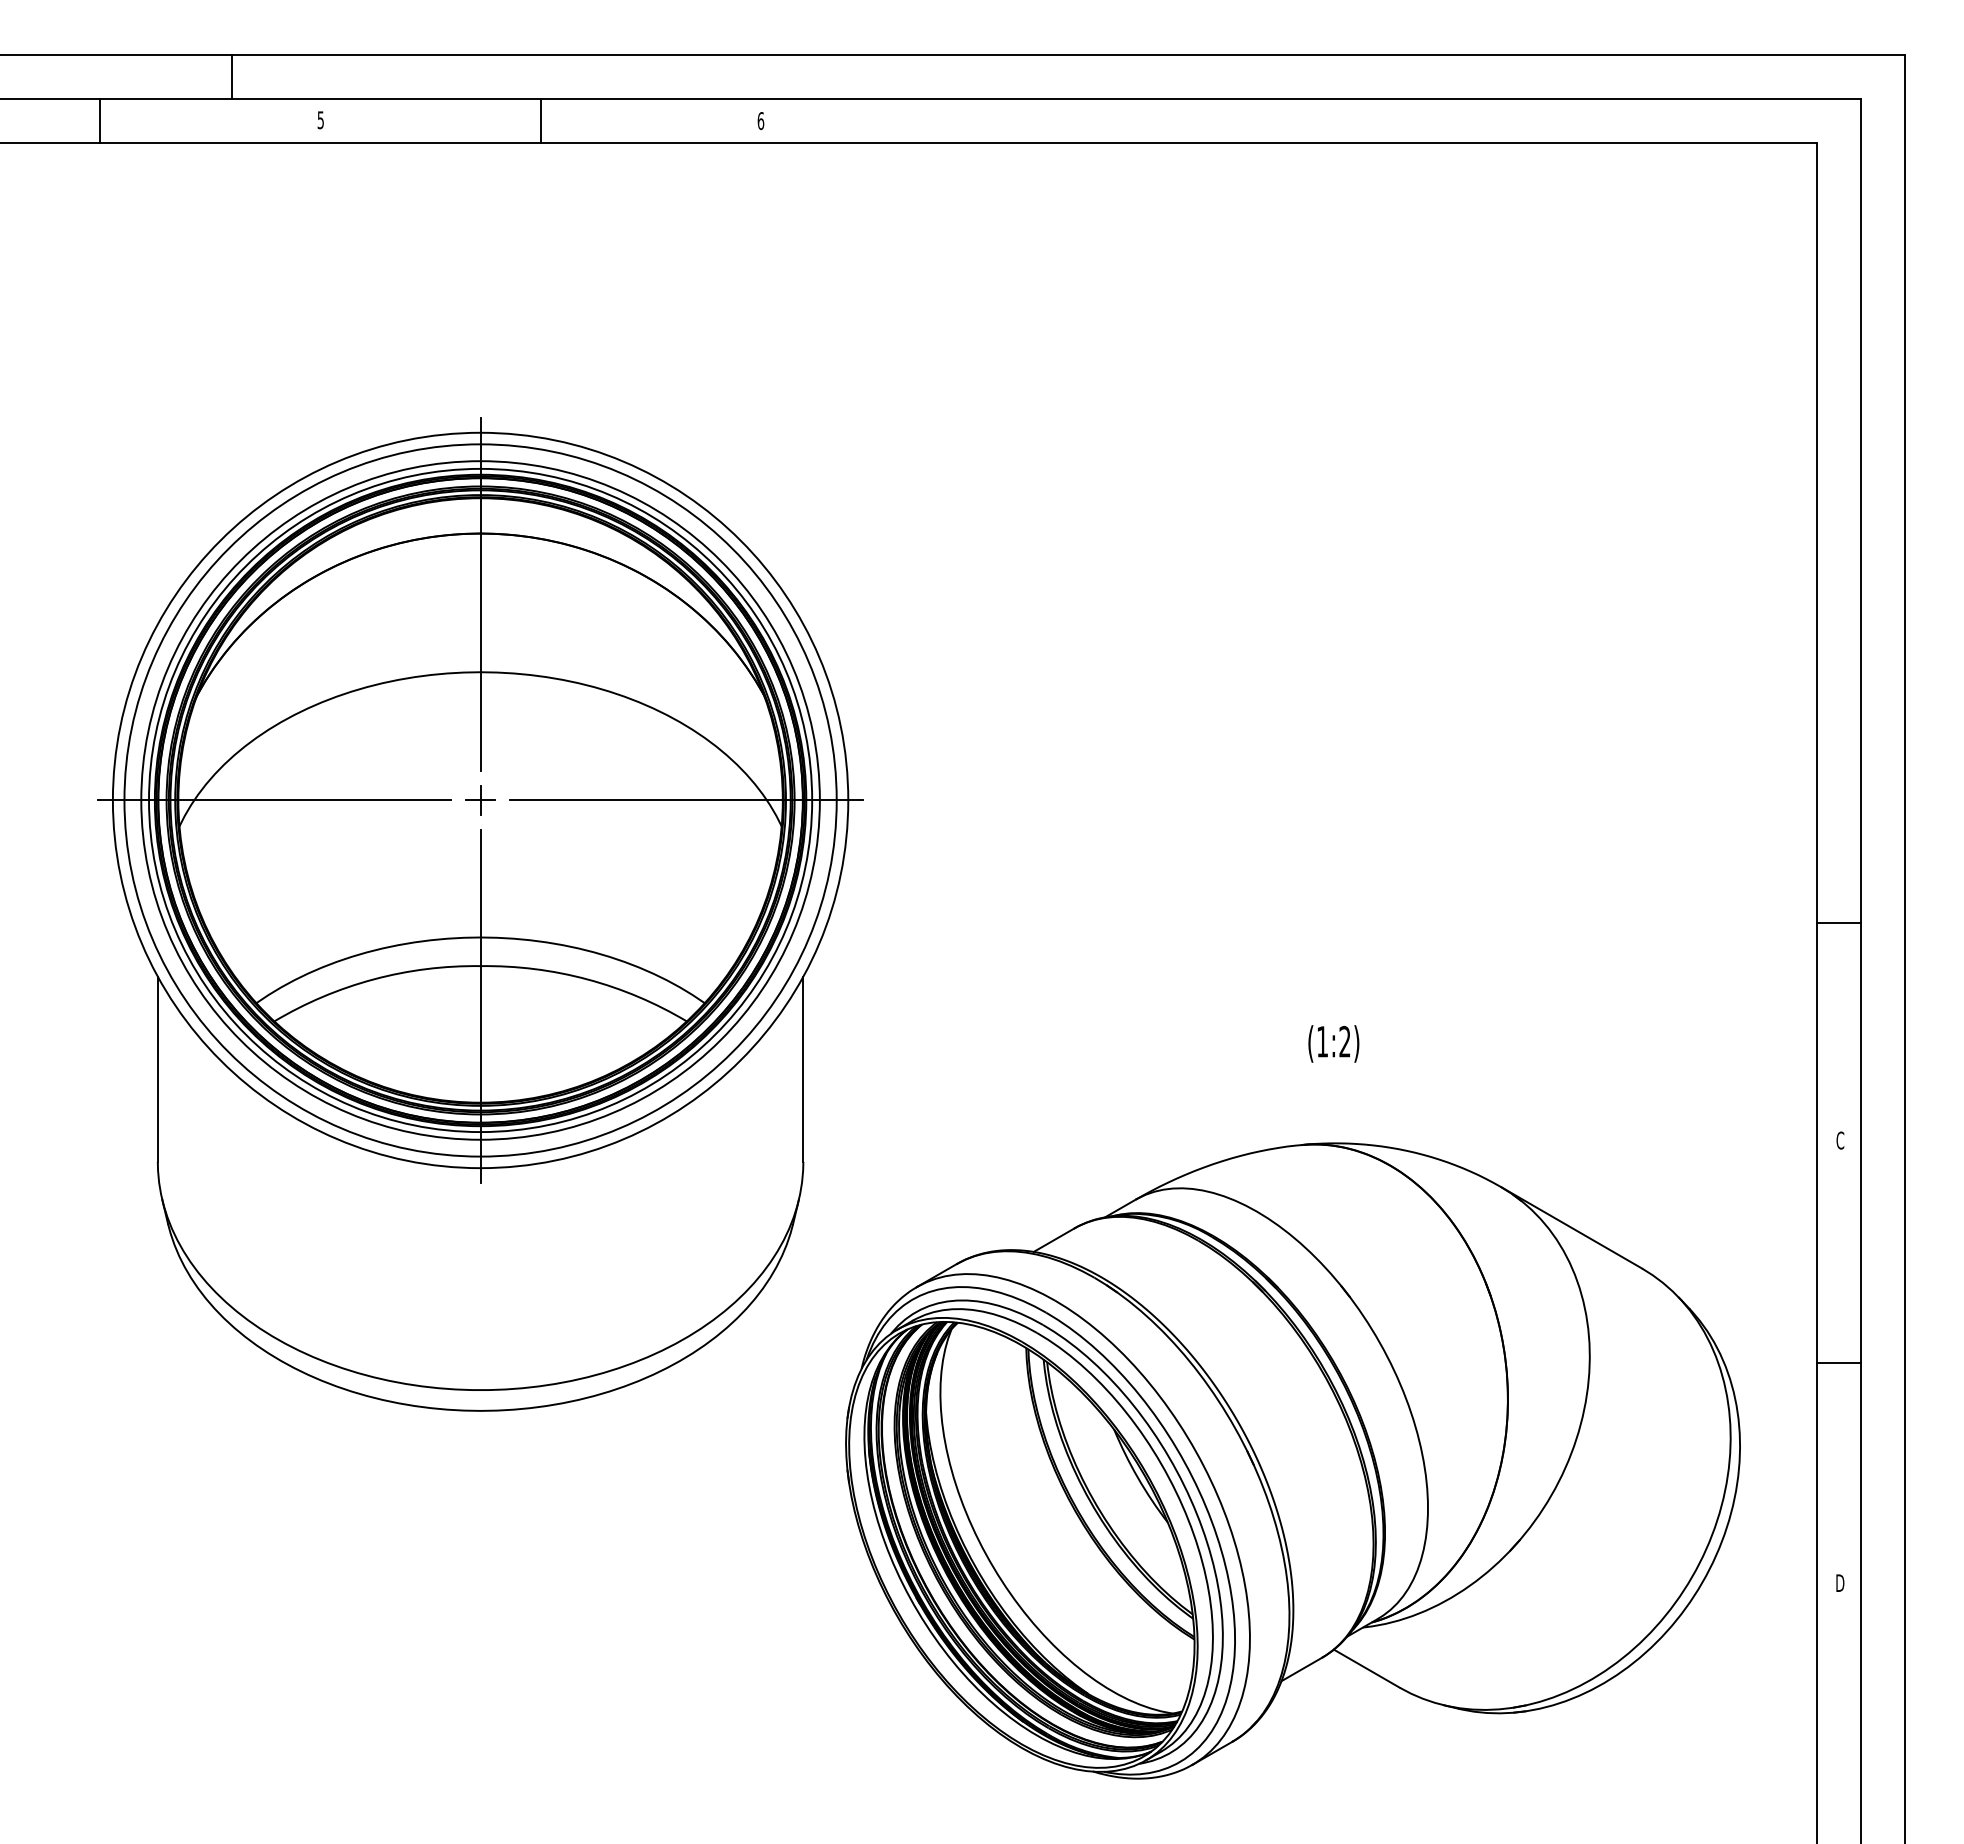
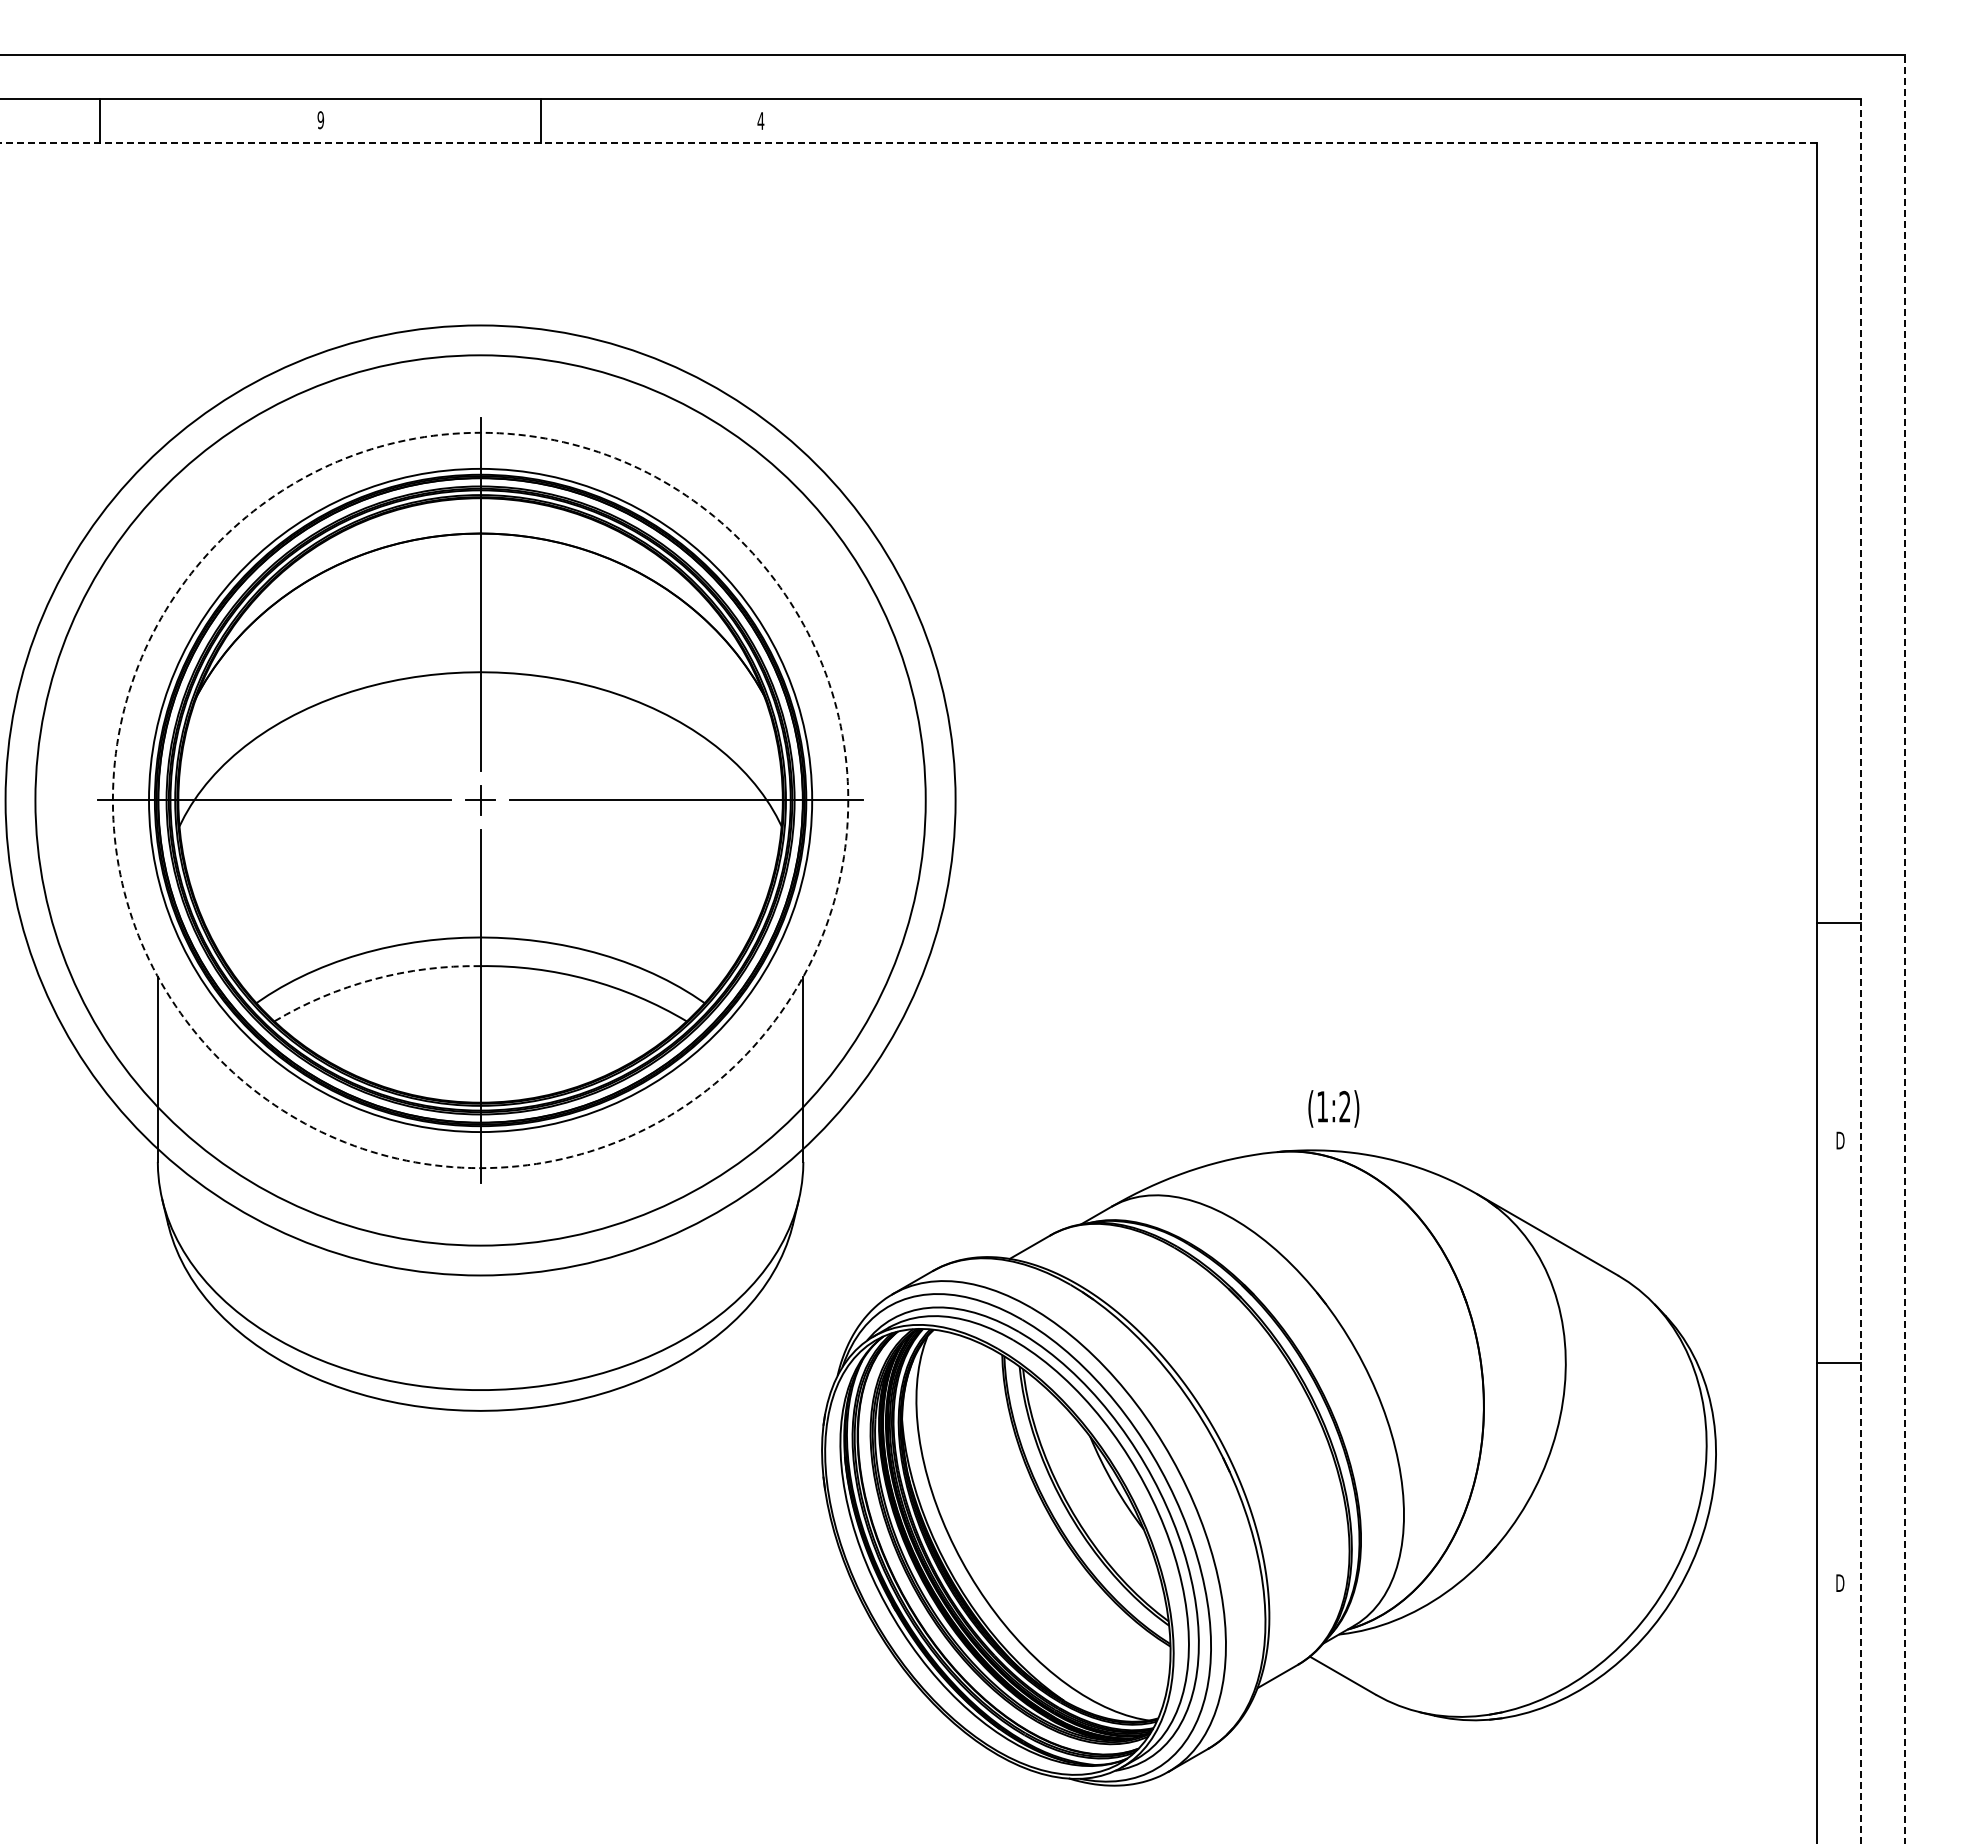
line: present -> none (232, 77)
text: 5 -> 9 (320, 119)
text: 6 -> 4 (760, 121)
line: solid -> dashed (908, 143)
circle diameter: 679 px -> 950 px (480, 800)
circle diameter: 712 px -> 890 px (480, 800)
circle: solid -> dashed (480, 800)
line: solid -> dashed (1905, 949)
line: solid -> dashed (1861, 971)
arc: solid -> dashed (373, 979)
text position: (1333, 1043) -> (1333, 1108) (1333, 1108)
text: C -> D (1840, 1140)
part position: (1292, 1460) -> (1268, 1467) (1268, 1467)
